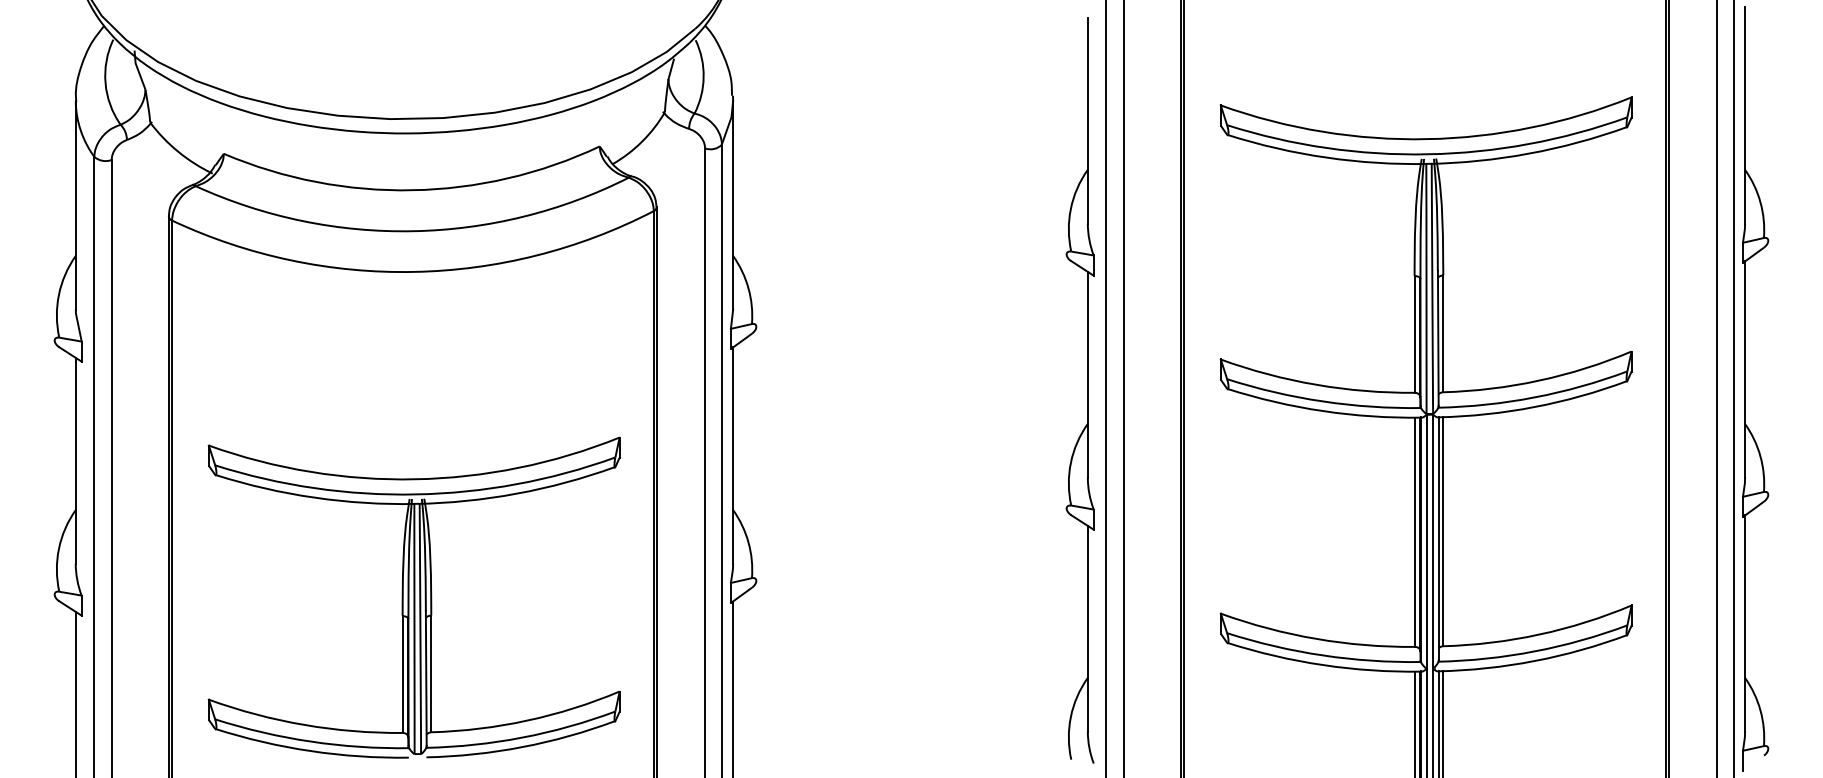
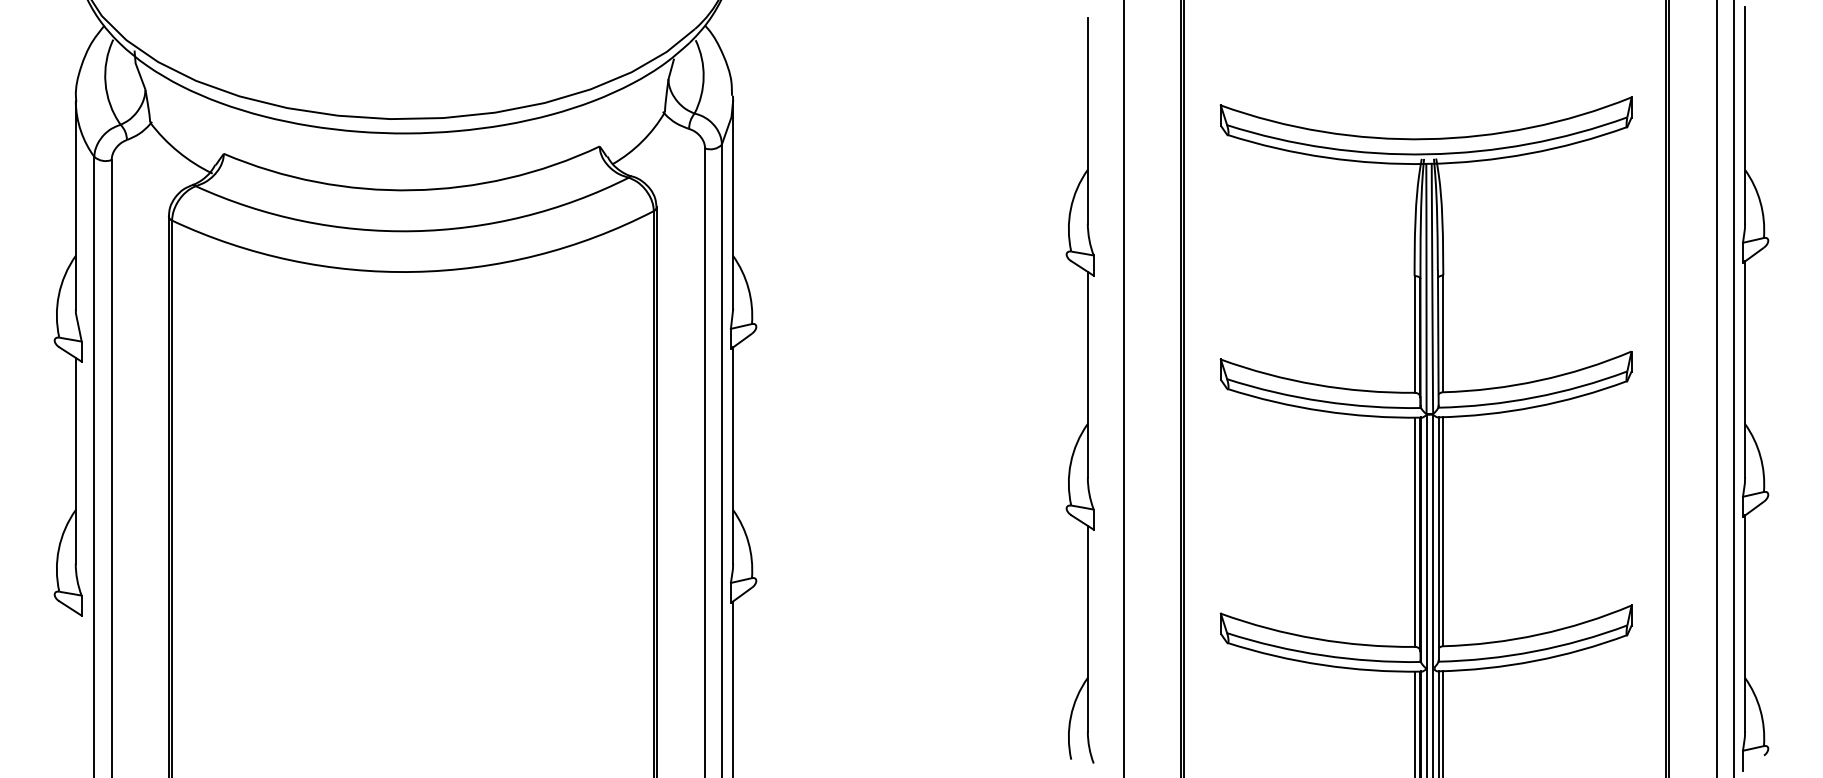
line: present -> none (1106, 388)
part: present -> none (413, 597)
line: present -> none (75, 692)
